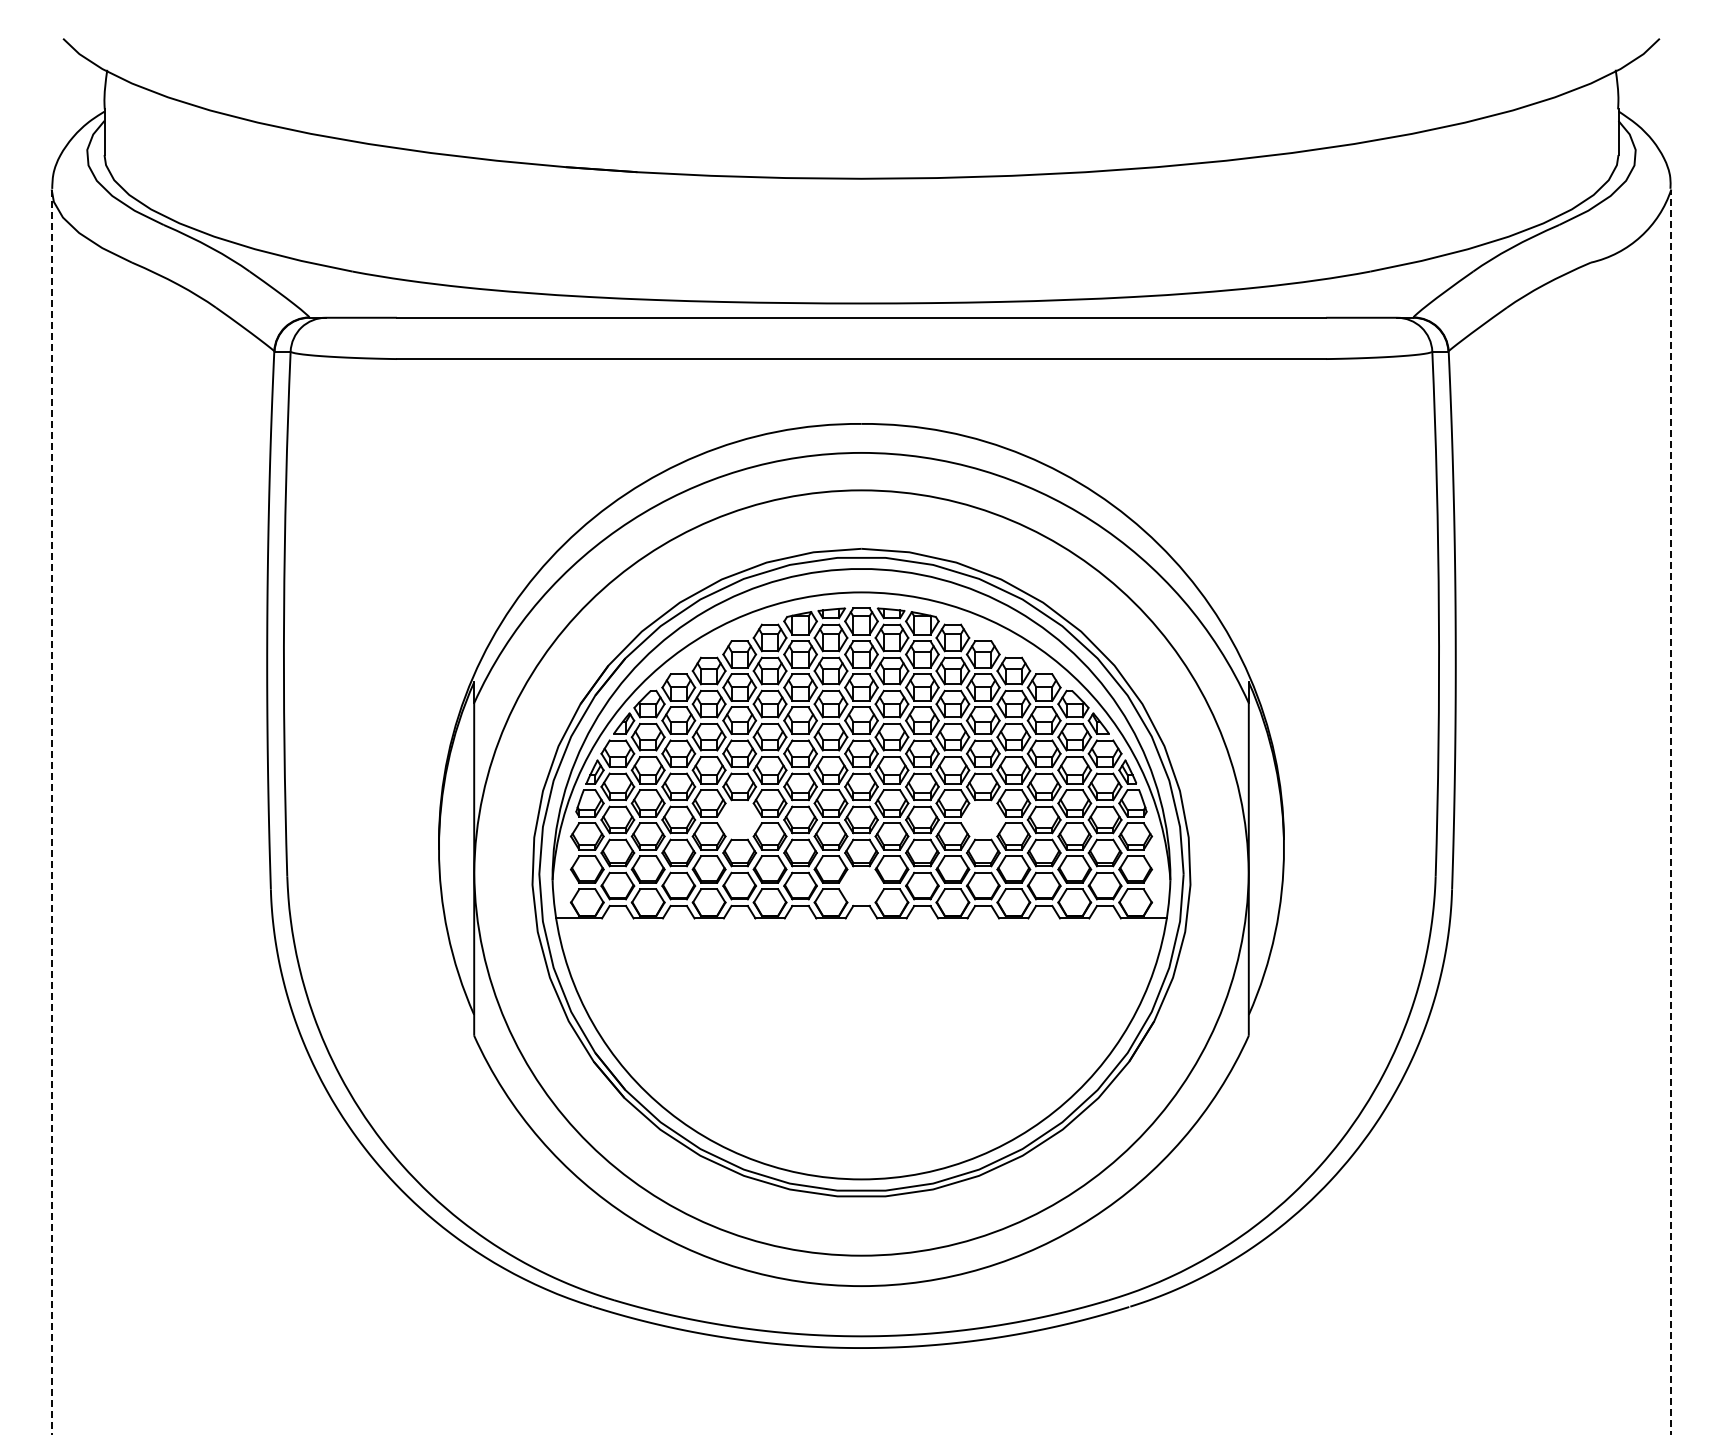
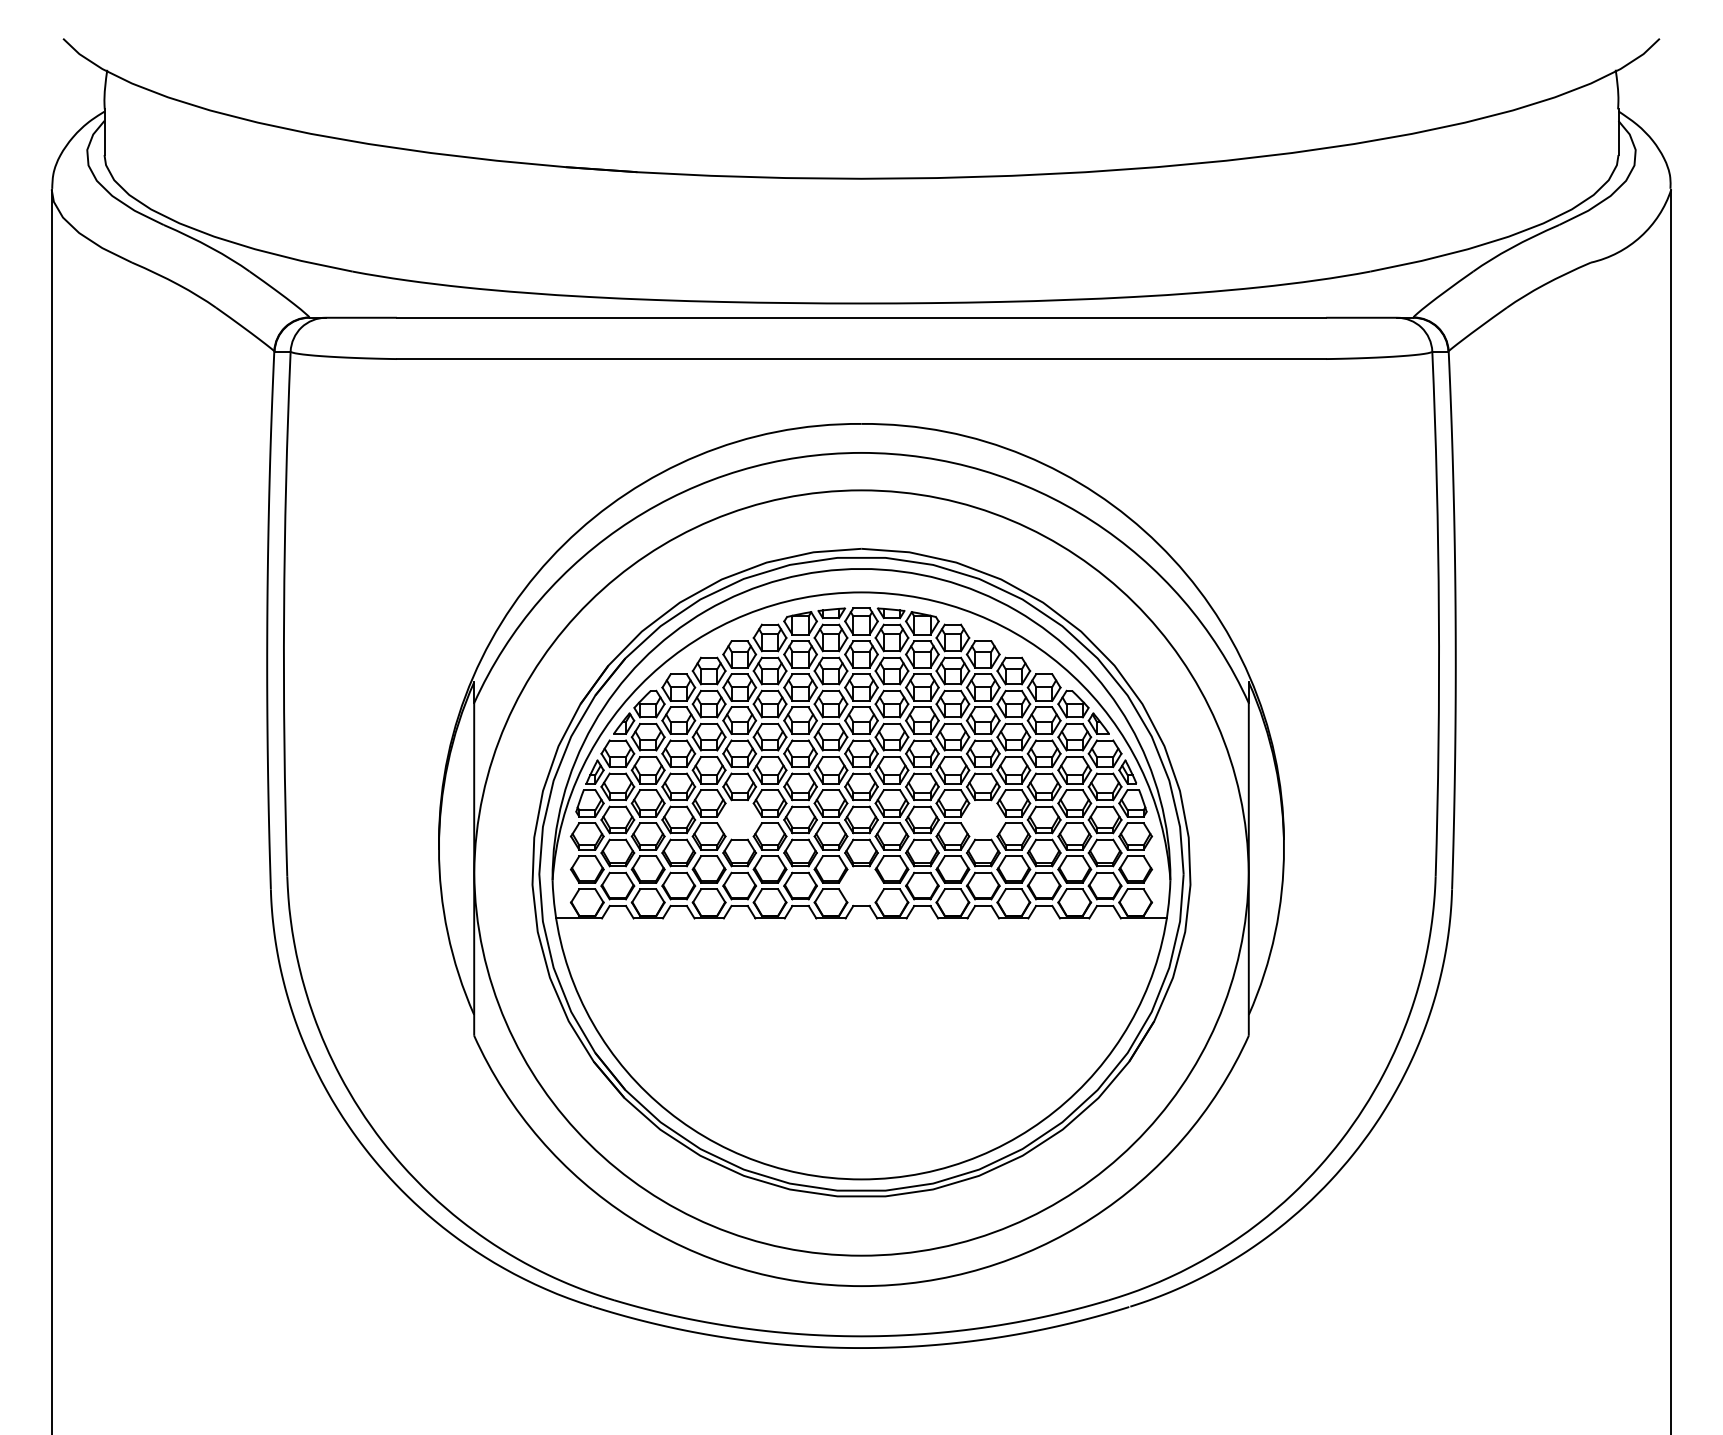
line: dashed -> solid (1671, 811)
line: dashed -> solid (51, 812)
